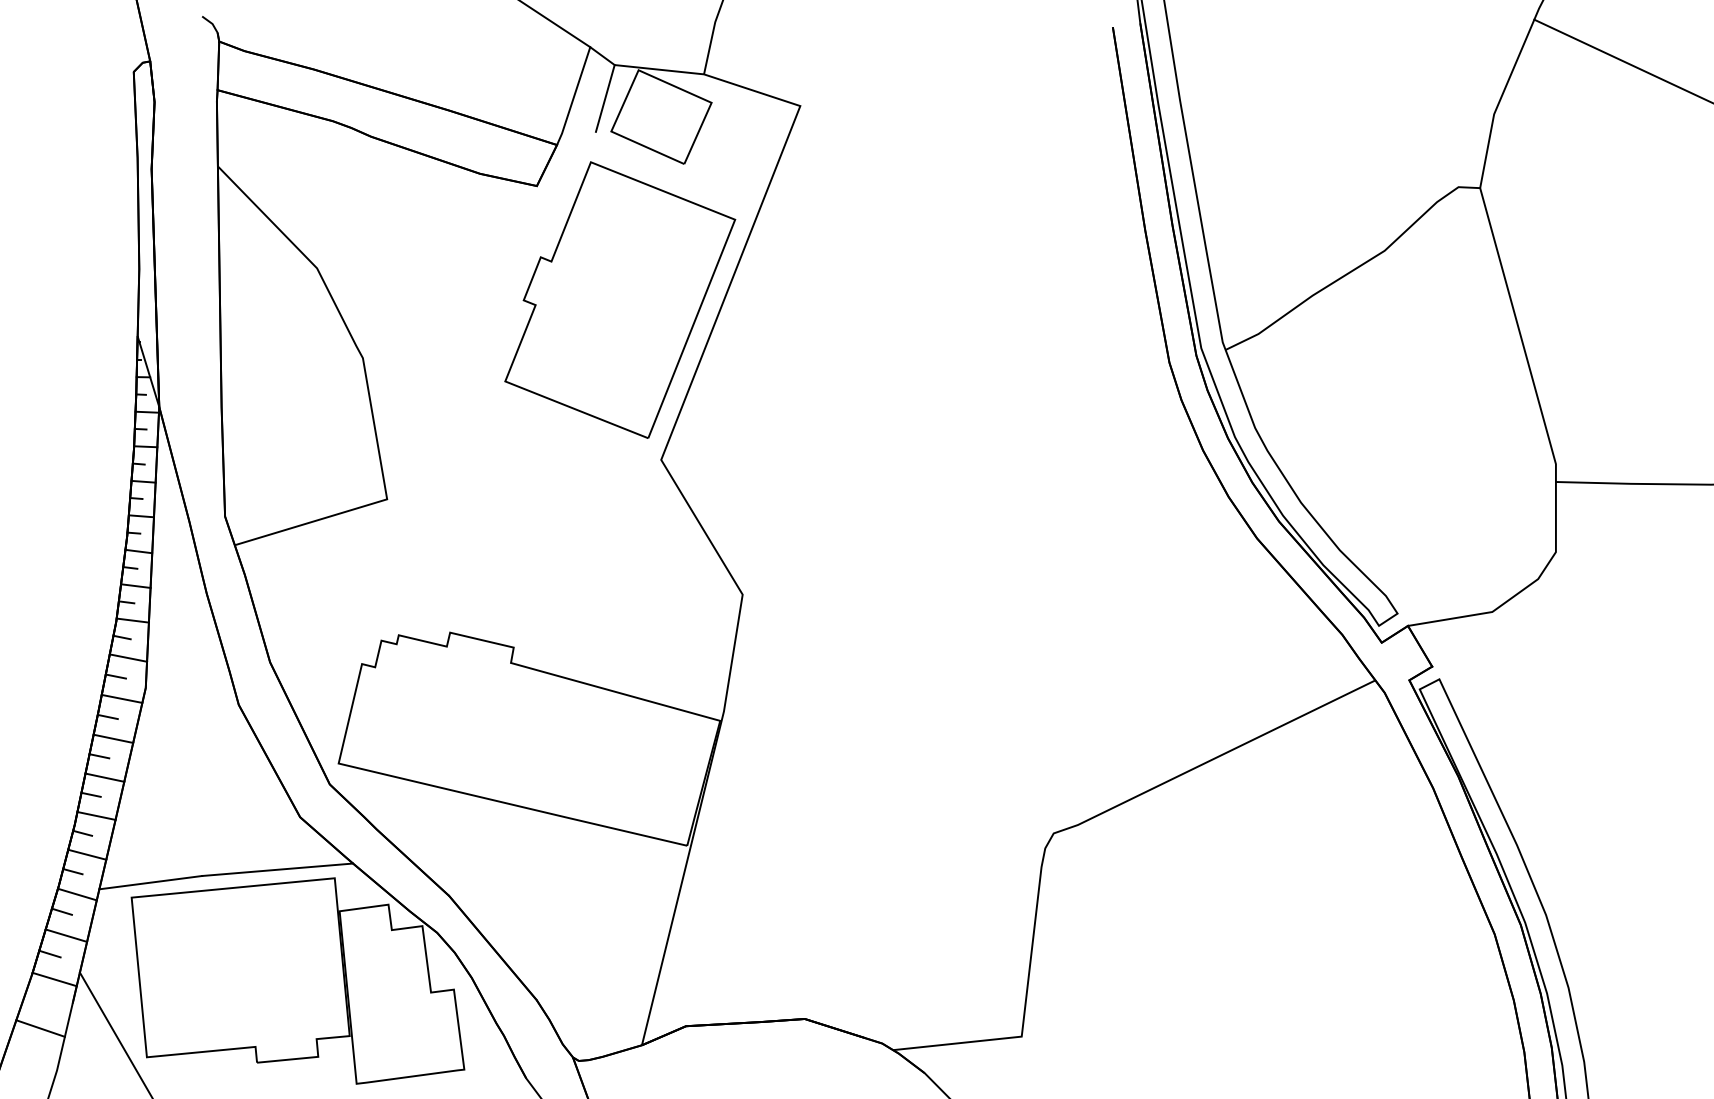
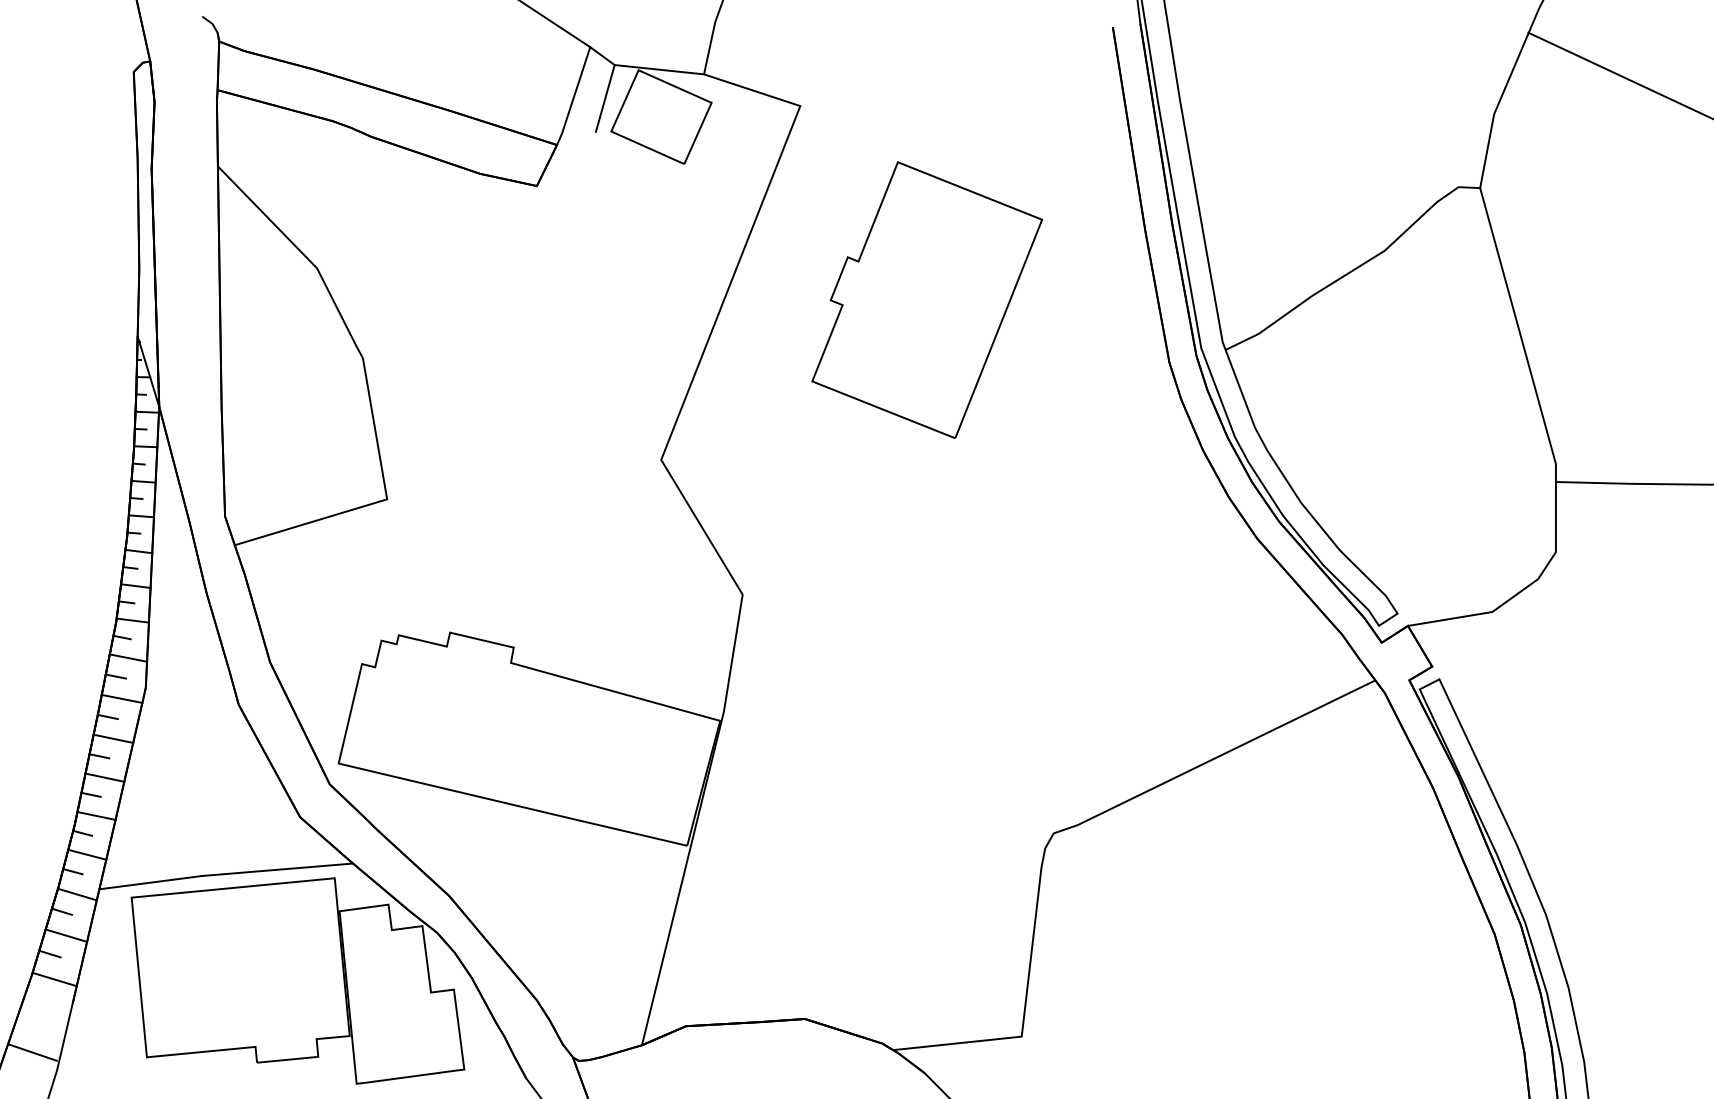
line position: (1622, 60) -> (1619, 74) (1619, 74)
part position: (620, 299) -> (927, 299) (927, 299)
line position: (40, 1028) -> (32, 1052) (32, 1052)
line: present -> none (115, 1033)
